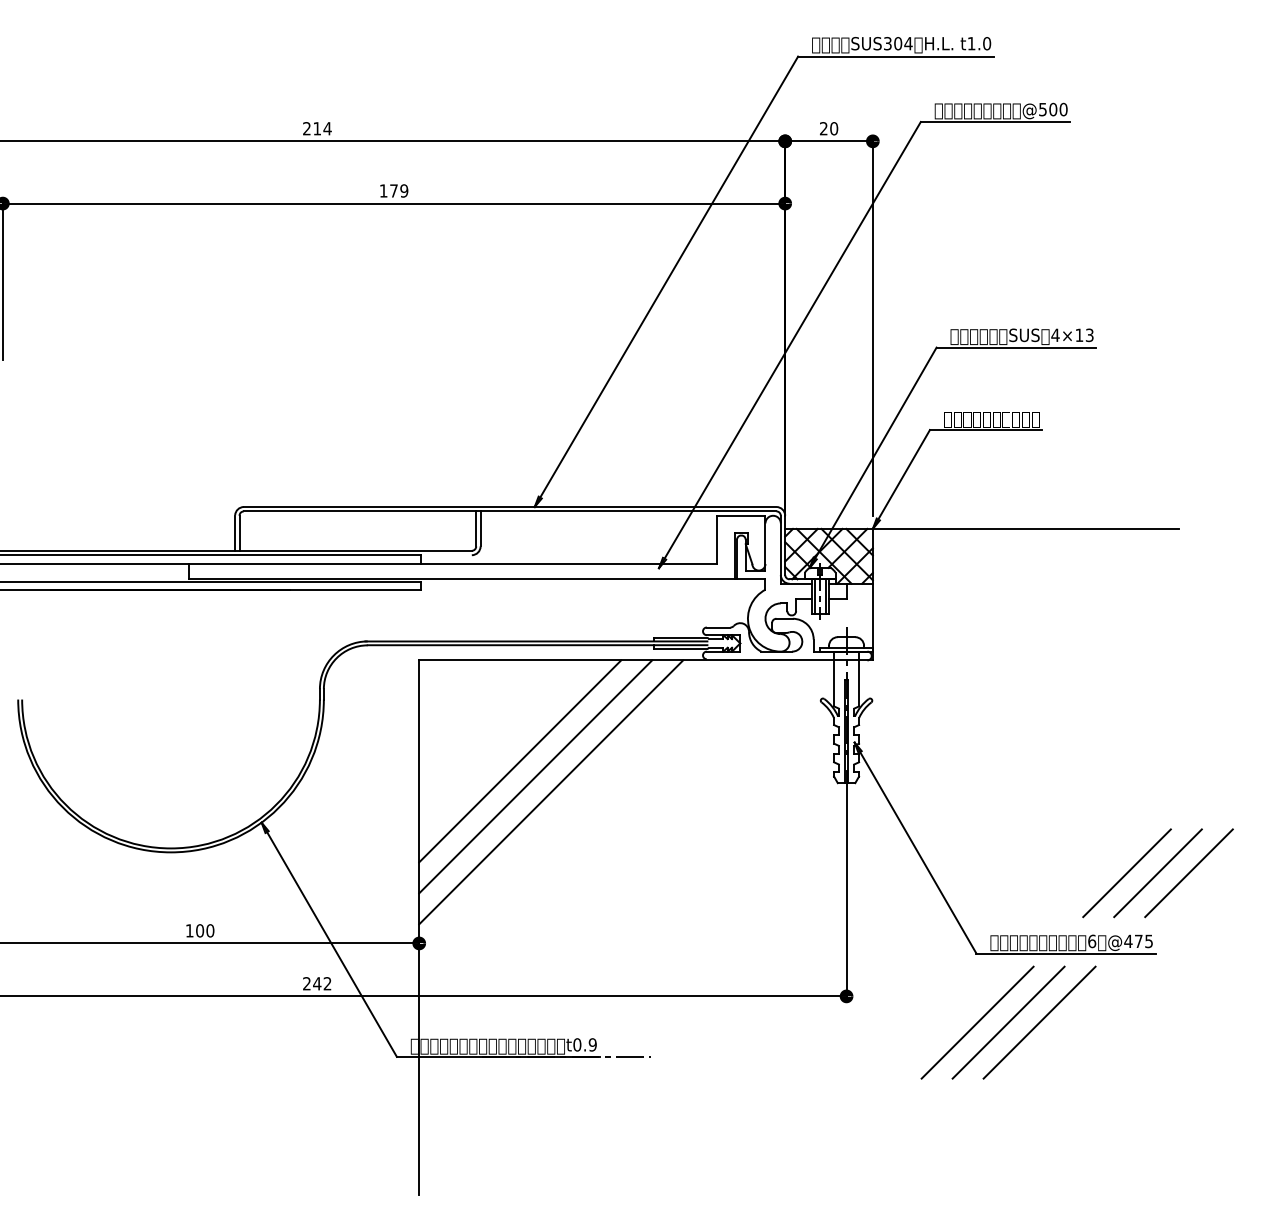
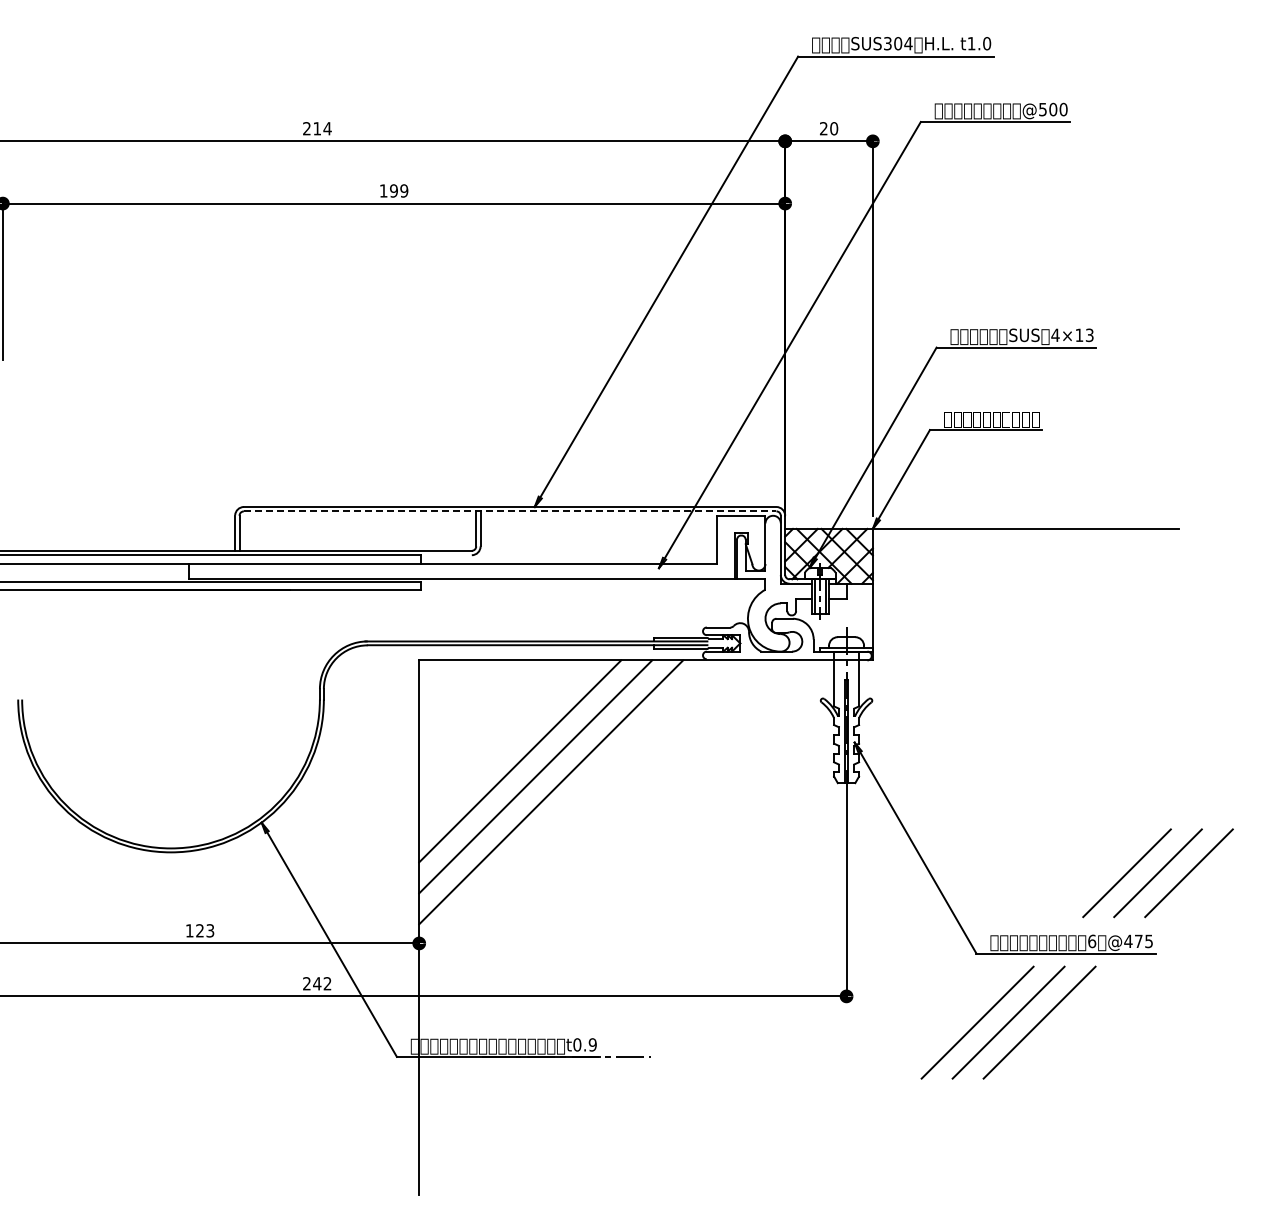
text: 179 -> 199 (393, 190)
line: solid -> dashed (510, 511)
text: 100 -> 123 (205, 930)
